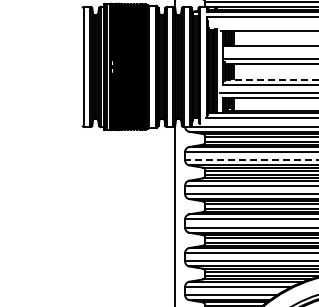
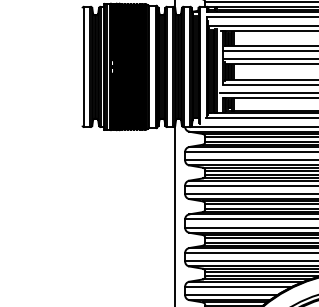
line: none -> present (261, 25)
line: none -> present (269, 50)
line: dashed -> solid (271, 79)
line: dashed -> solid (251, 160)
